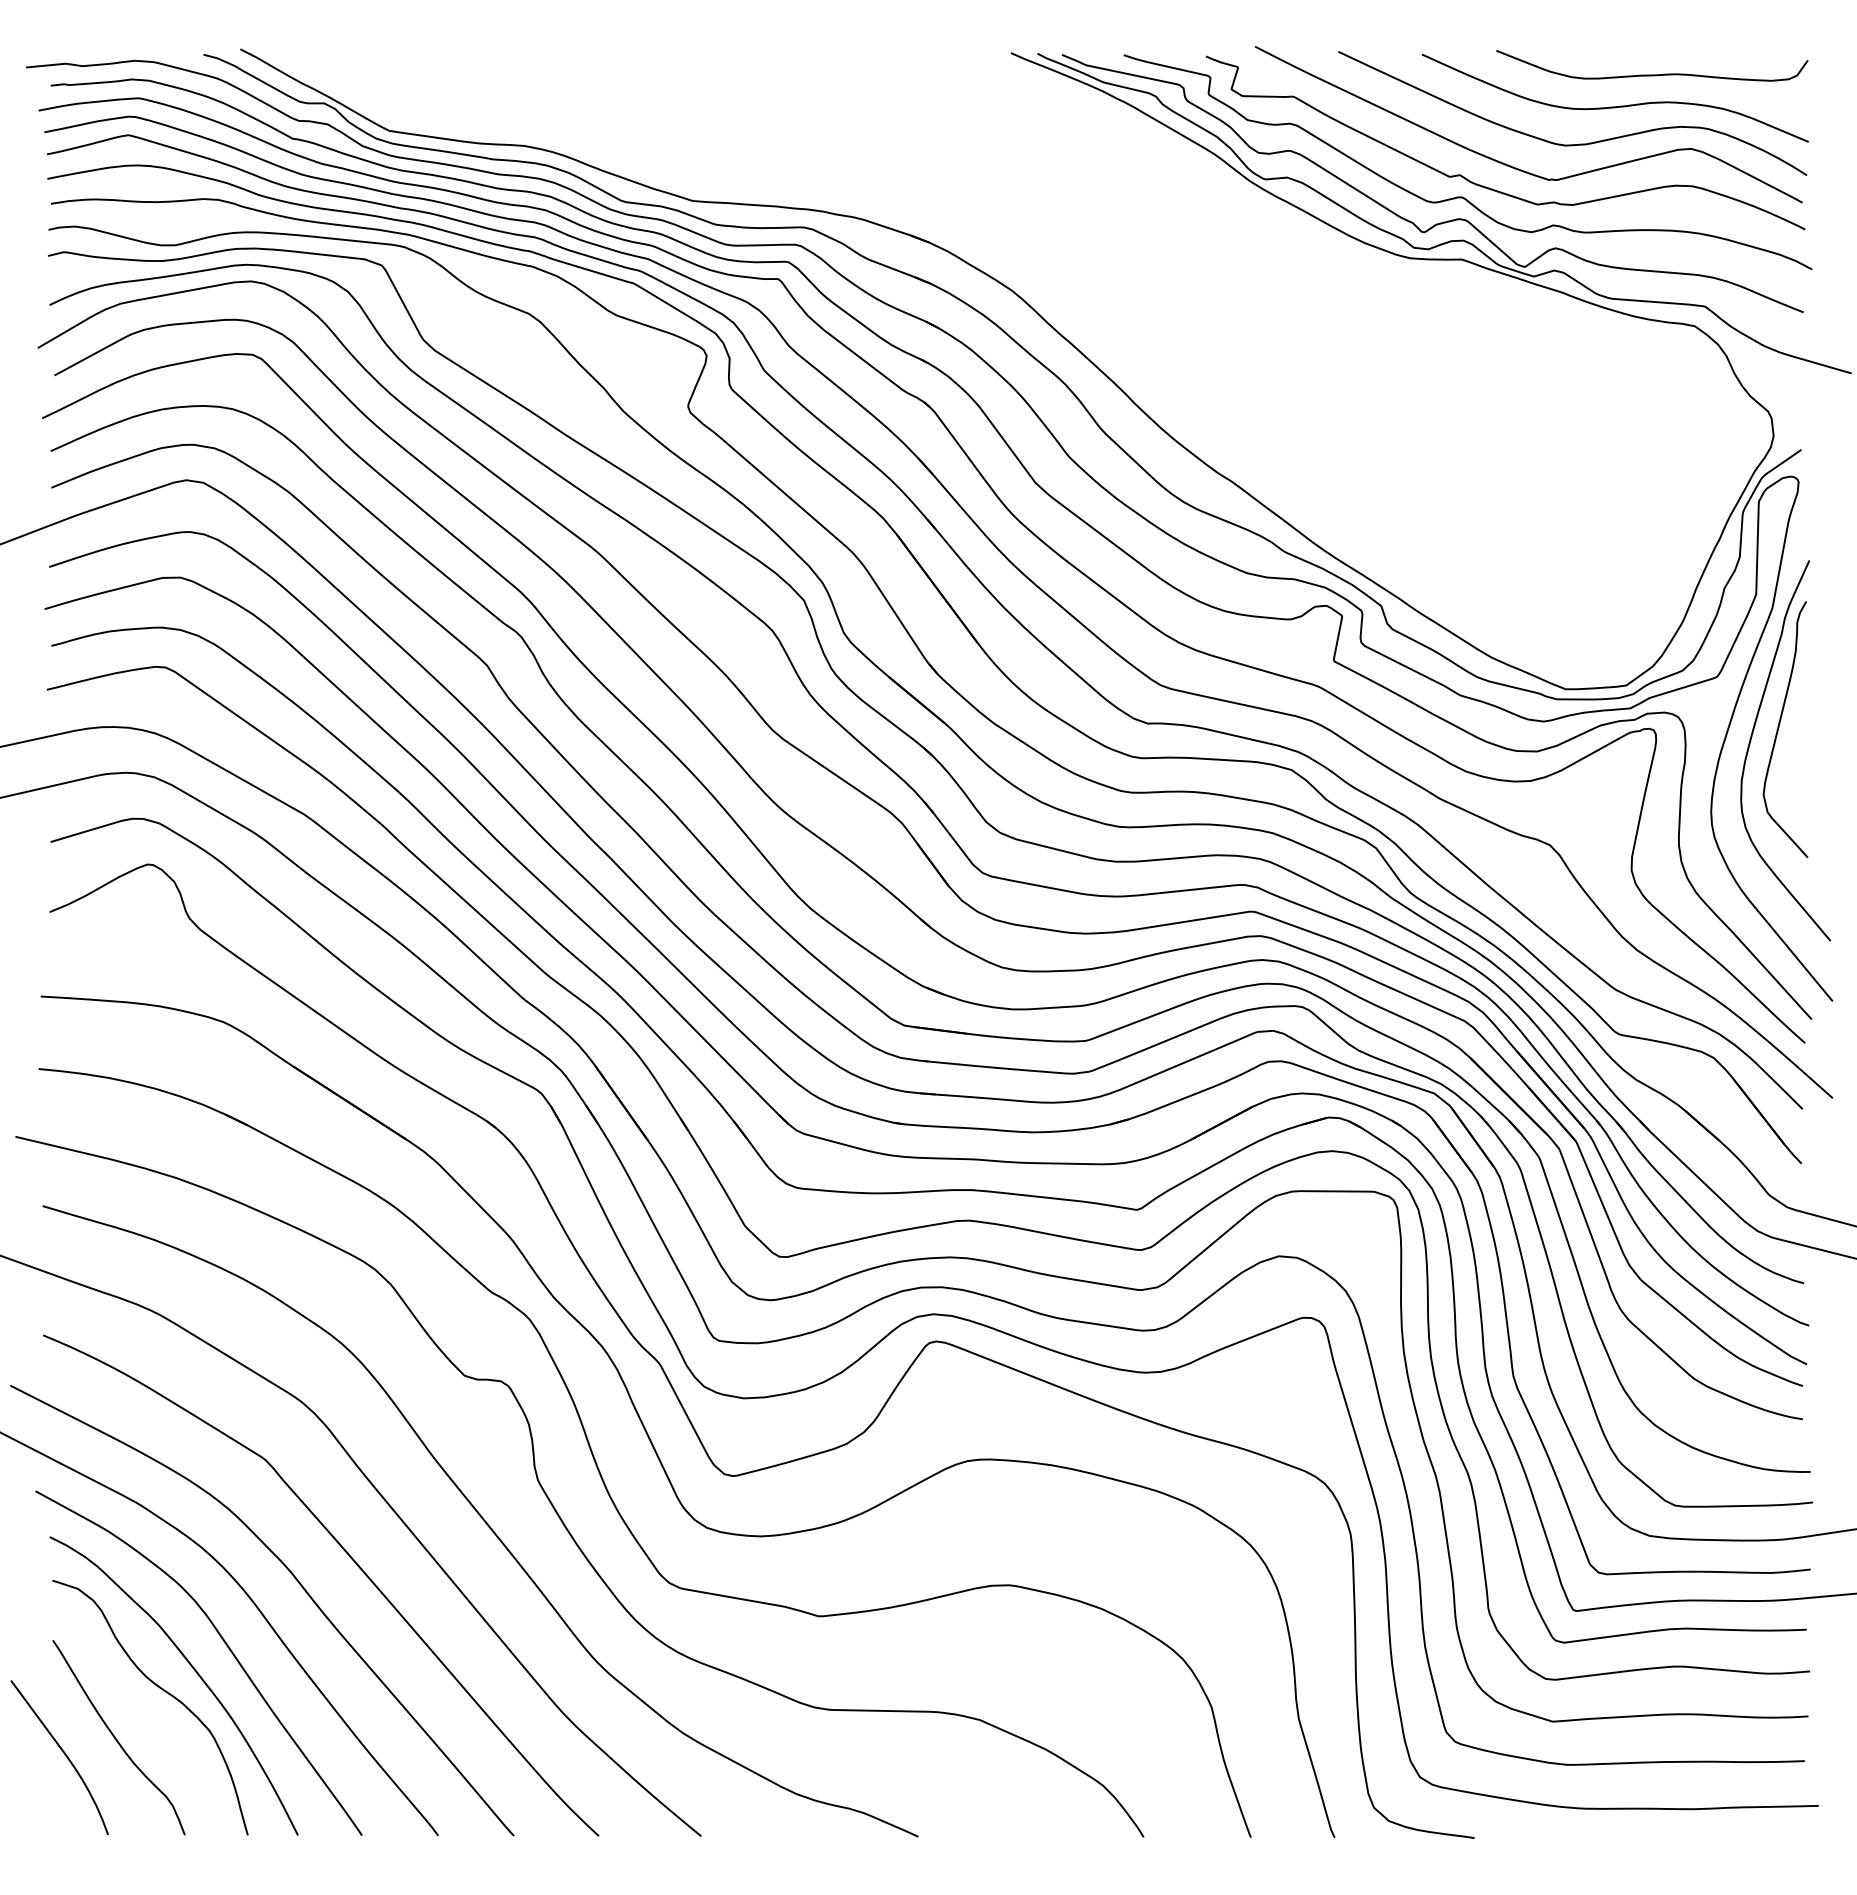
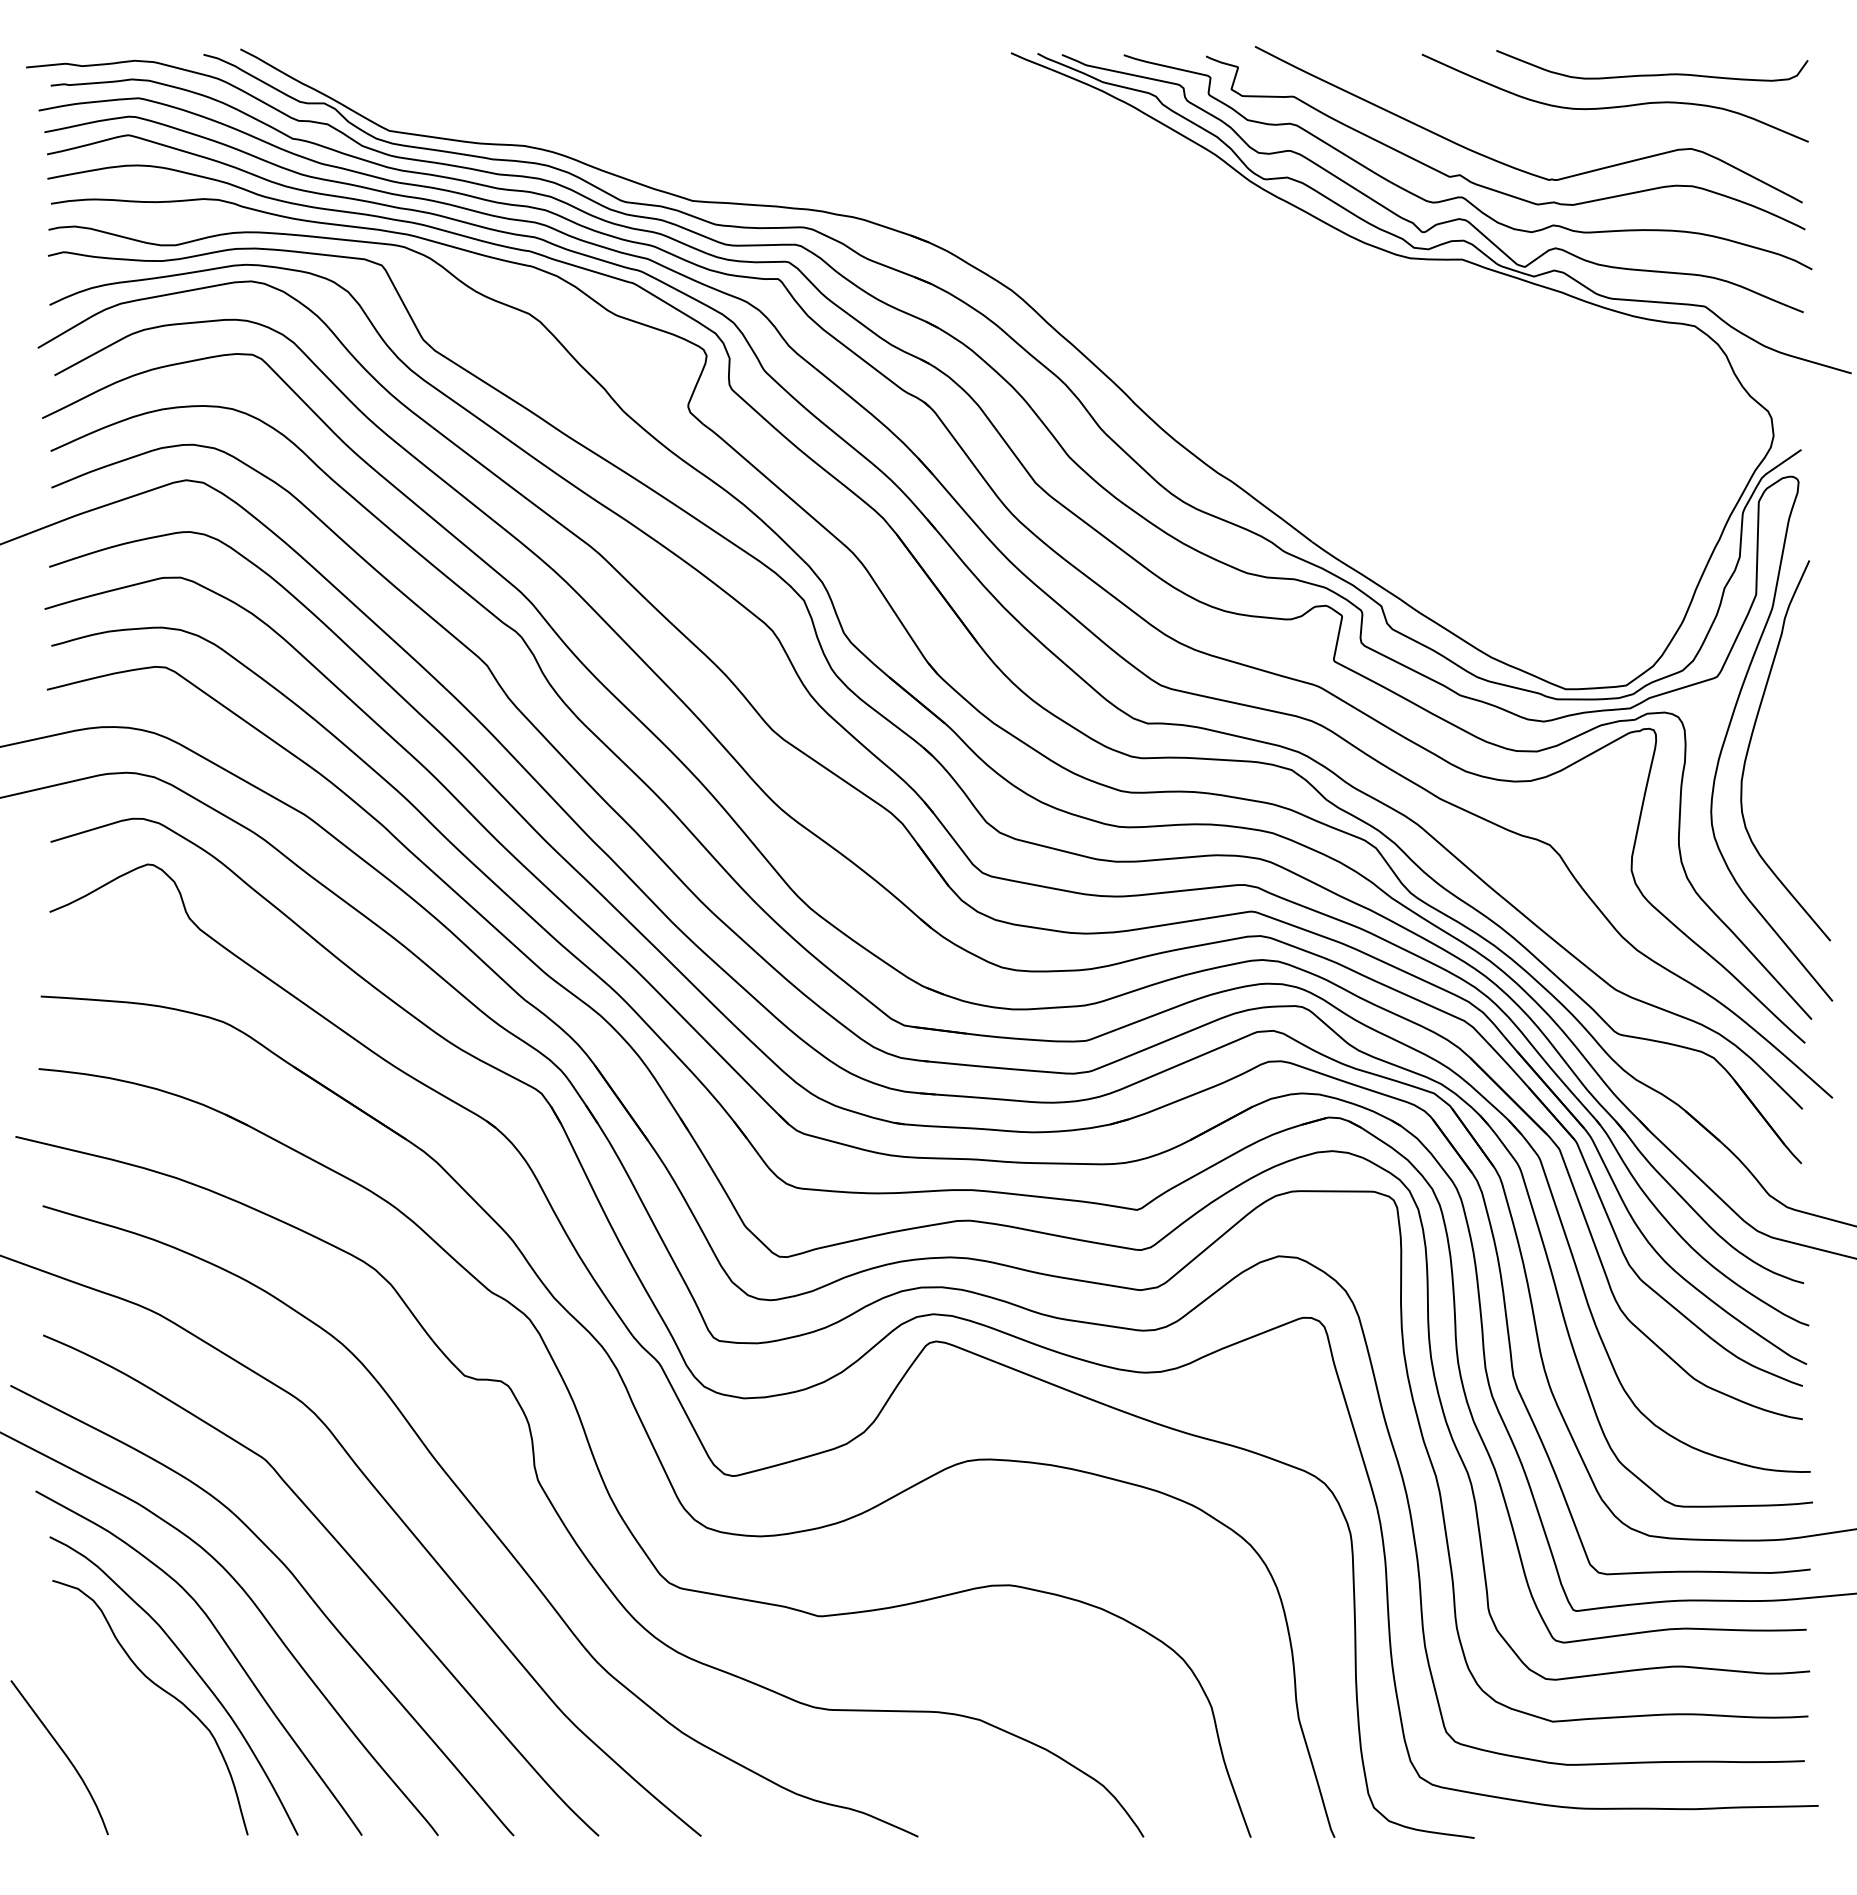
curve: present -> none (1579, 143)
curve: present -> none (1779, 728)
curve: present -> none (116, 1738)
